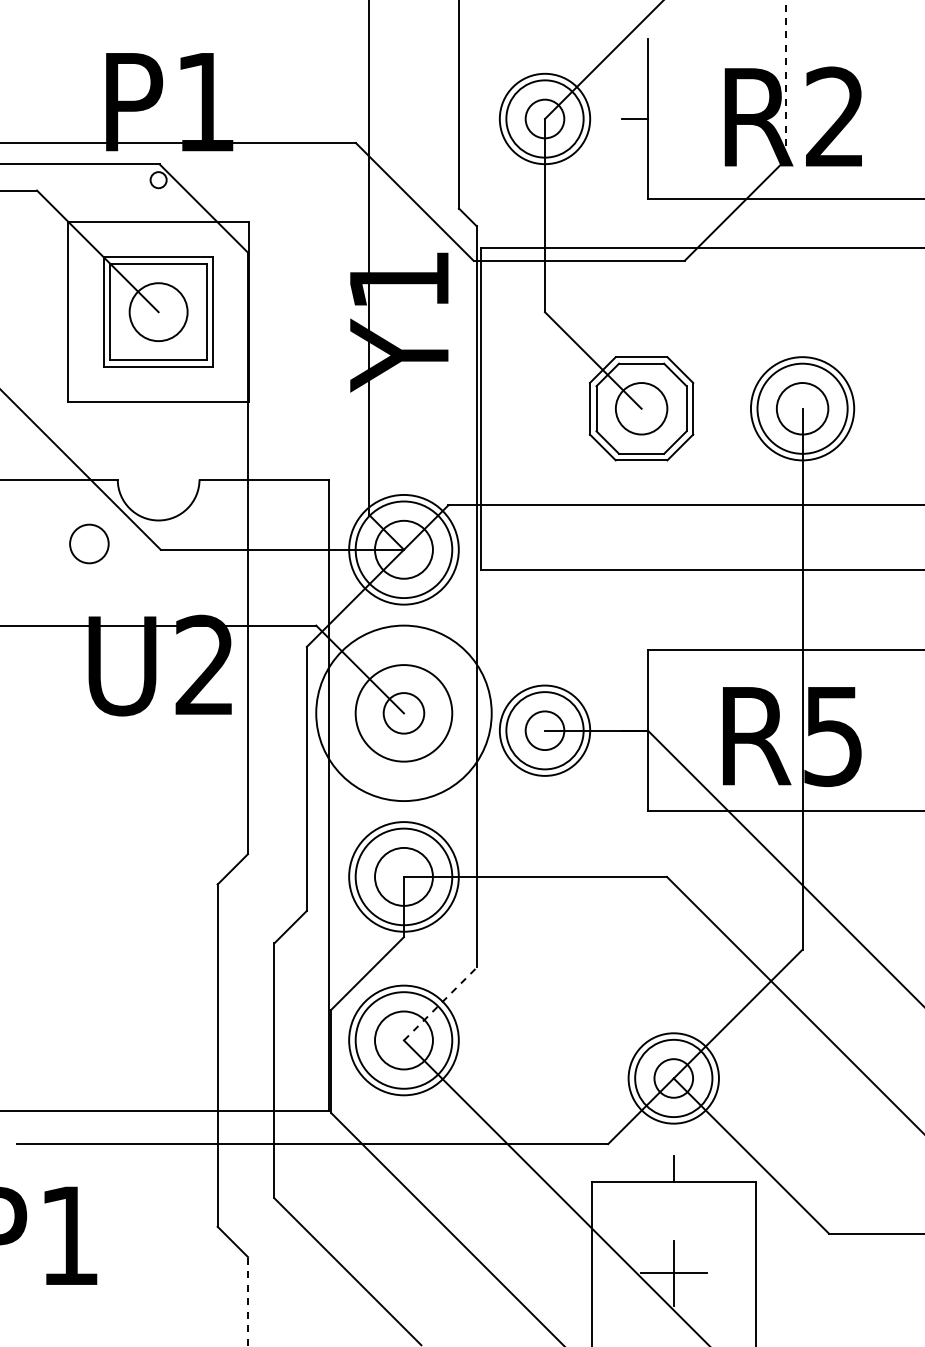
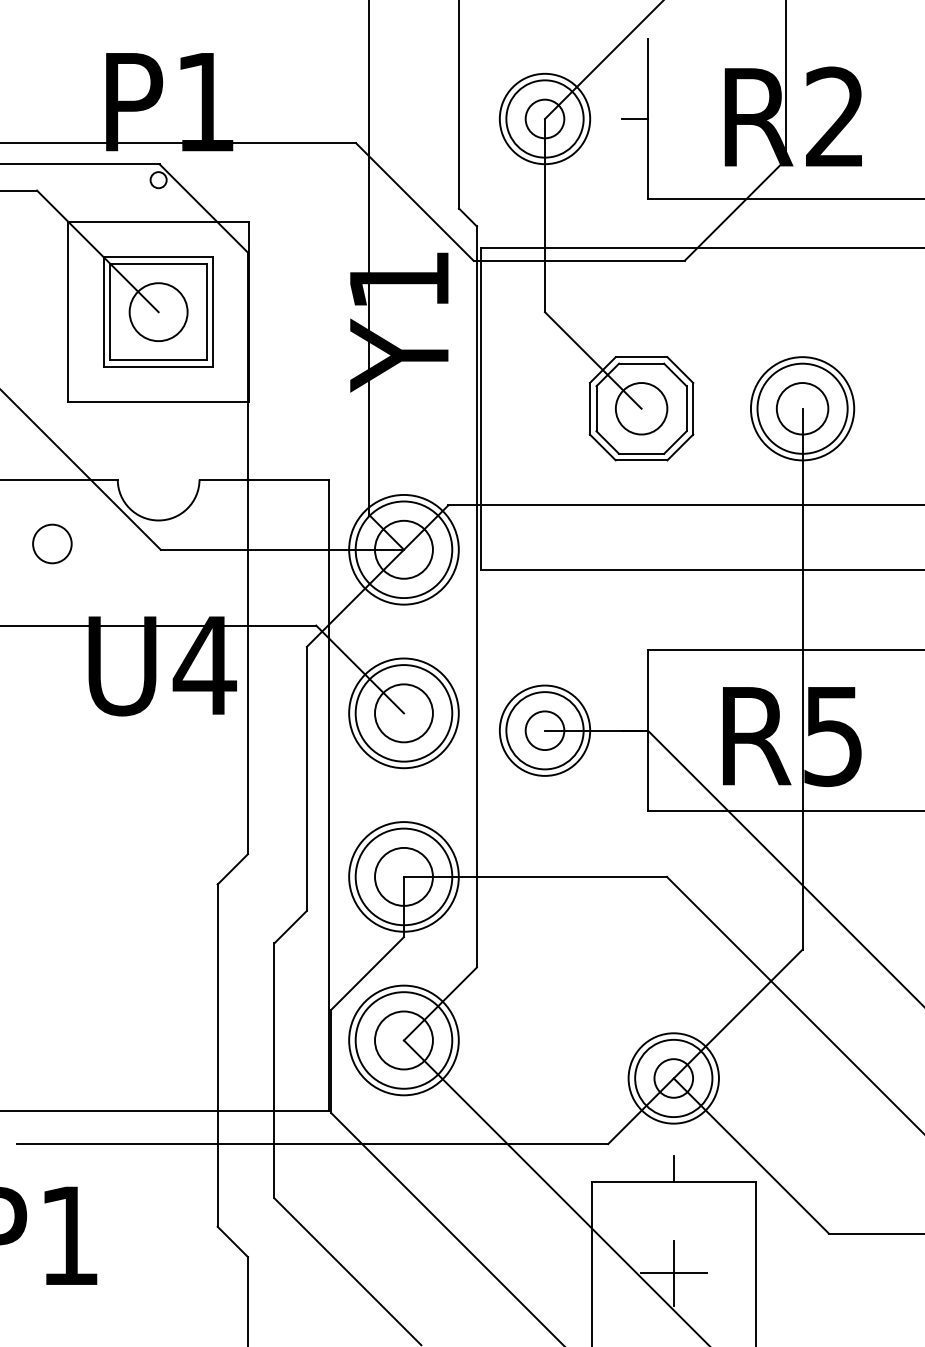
line: dashed -> solid (786, 79)
circle position: (89, 543) -> (52, 543) (52, 543)
text: U2 -> U4 (204, 664)
circle diameter: 175 px -> 110 px (403, 713)
circle diameter: 41 px -> 58 px (403, 713)
line: dashed -> solid (440, 1003)
line: dashed -> solid (248, 1301)
